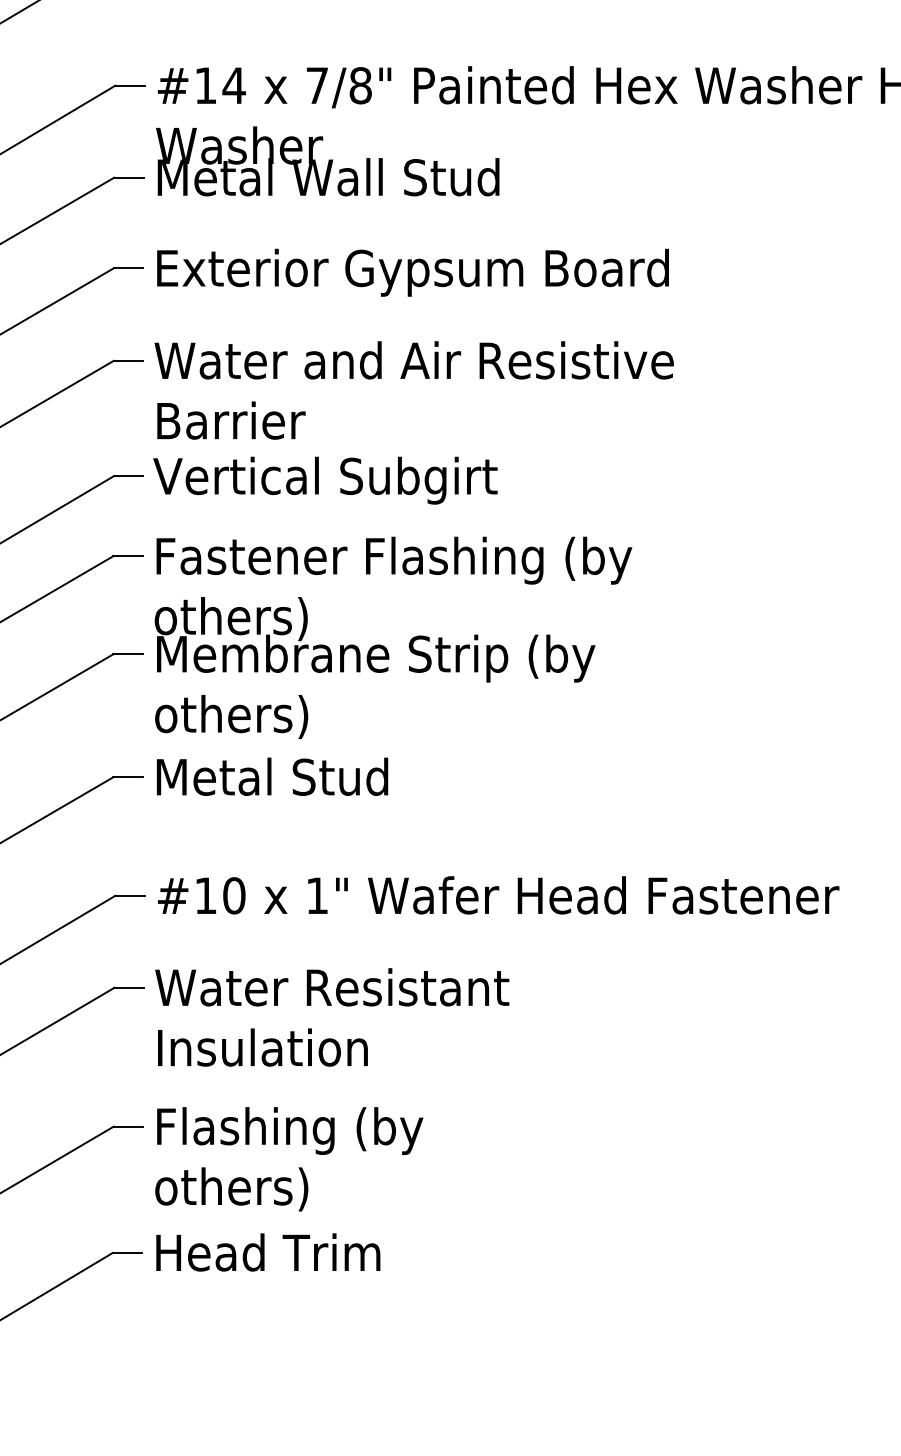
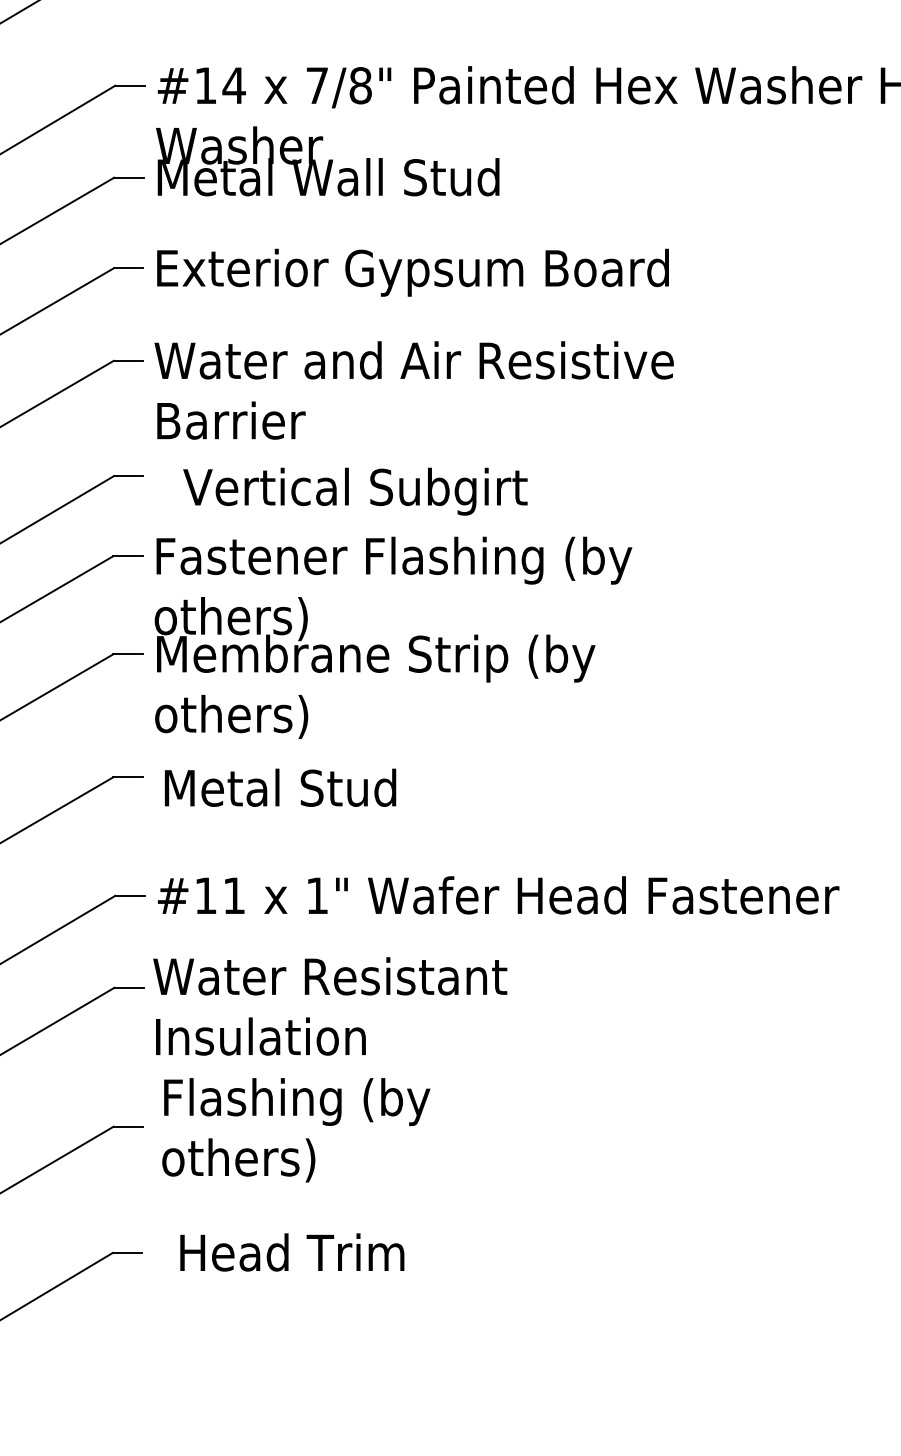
text position: (325, 480) -> (355, 491) (355, 491)
text position: (272, 776) -> (280, 787) (280, 787)
text: #10 -> #11 (234, 895)
text position: (332, 1017) -> (330, 1006) (330, 1006)
text position: (289, 1159) -> (296, 1130) (296, 1130)
text position: (268, 1252) -> (292, 1252) (292, 1252)
